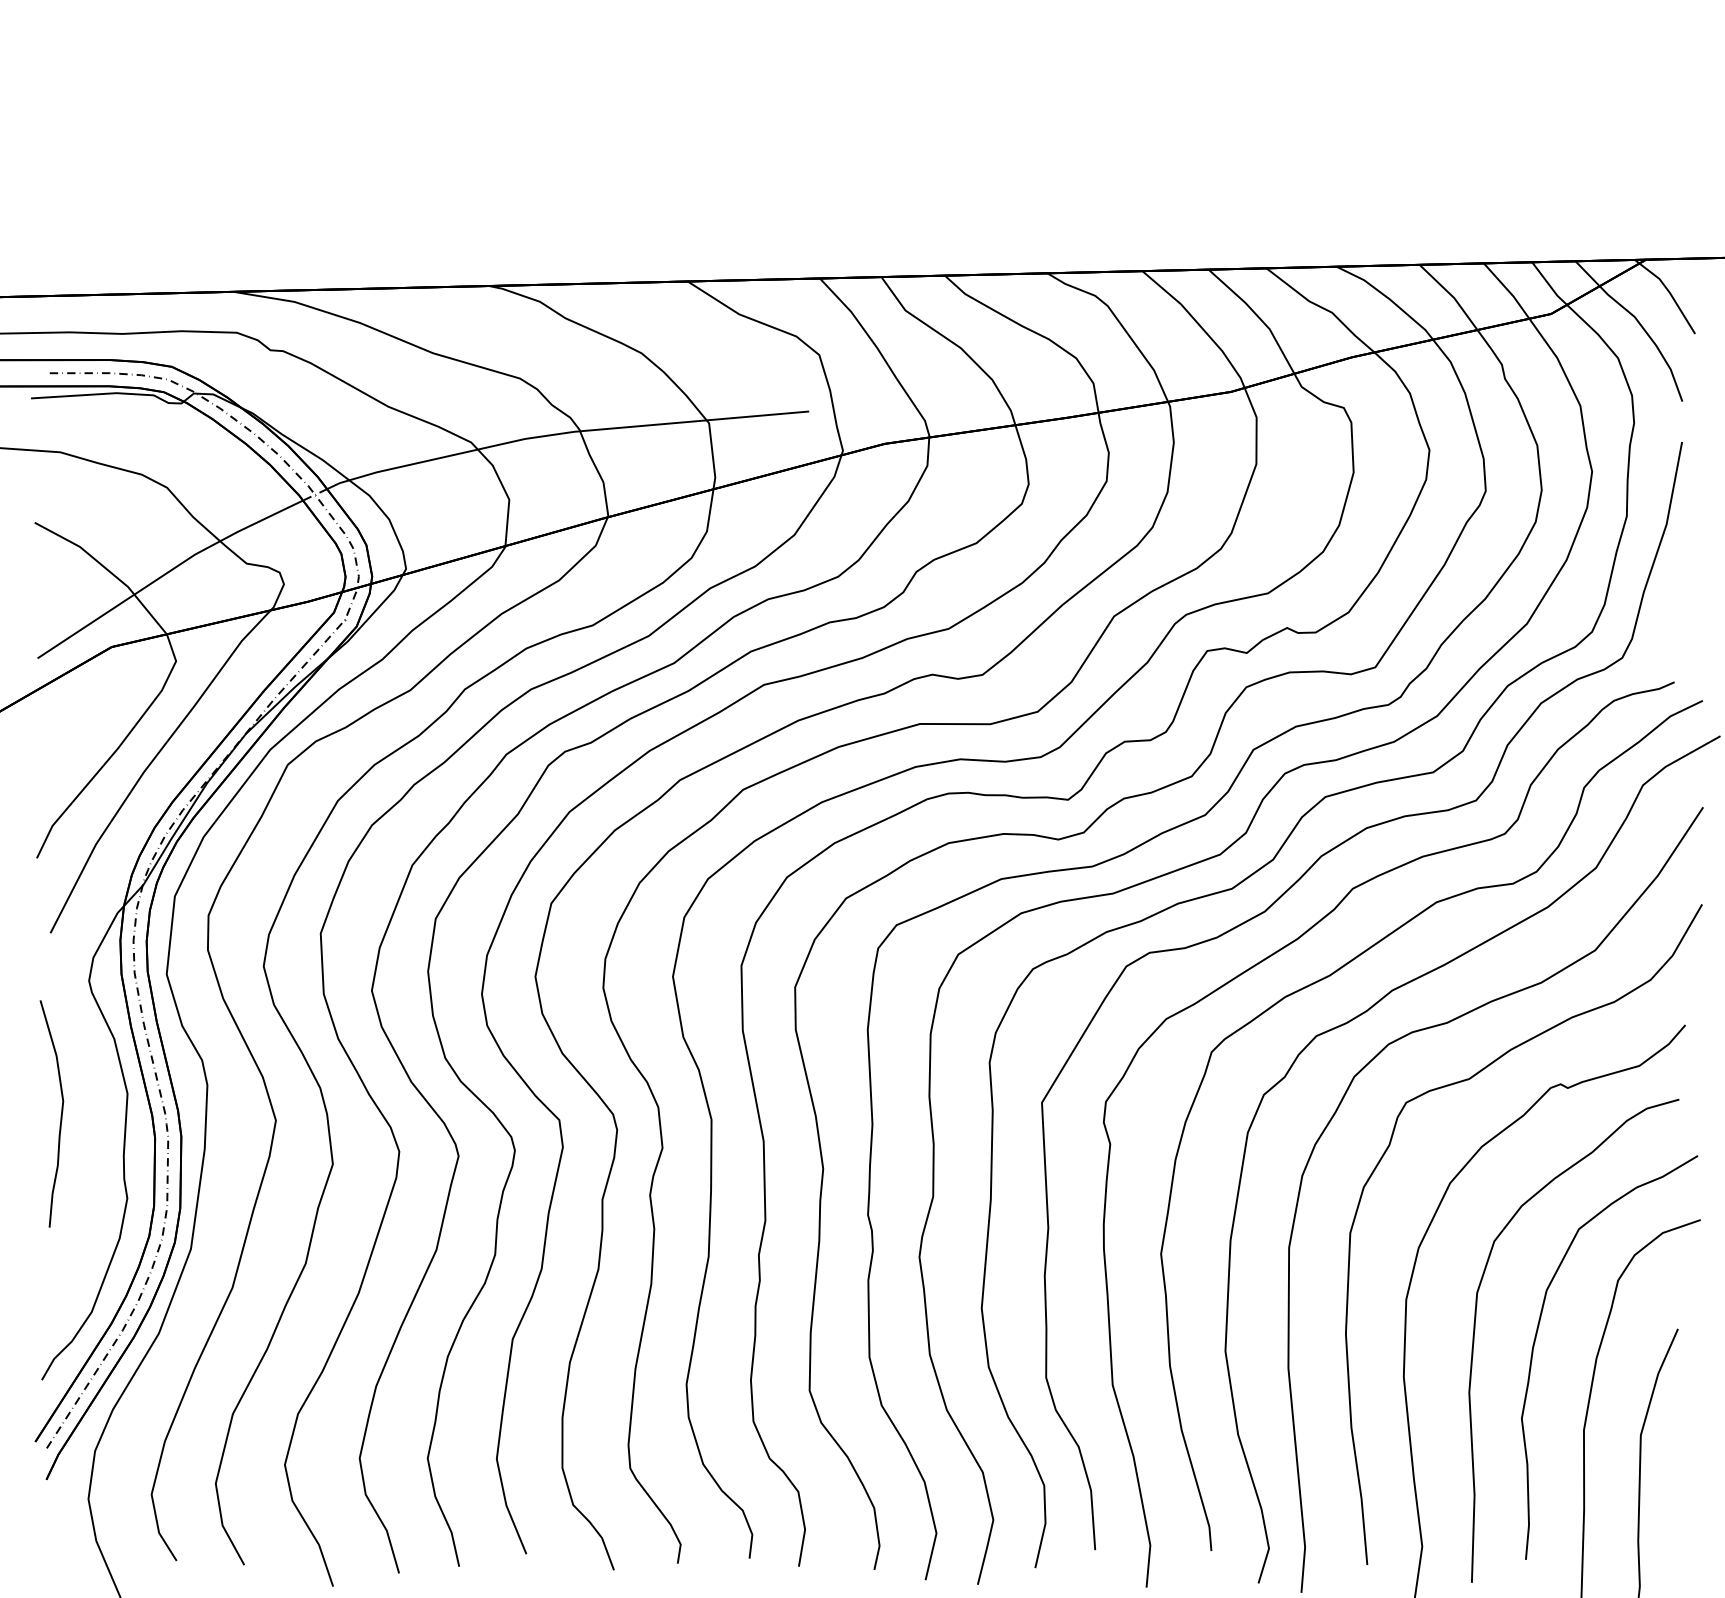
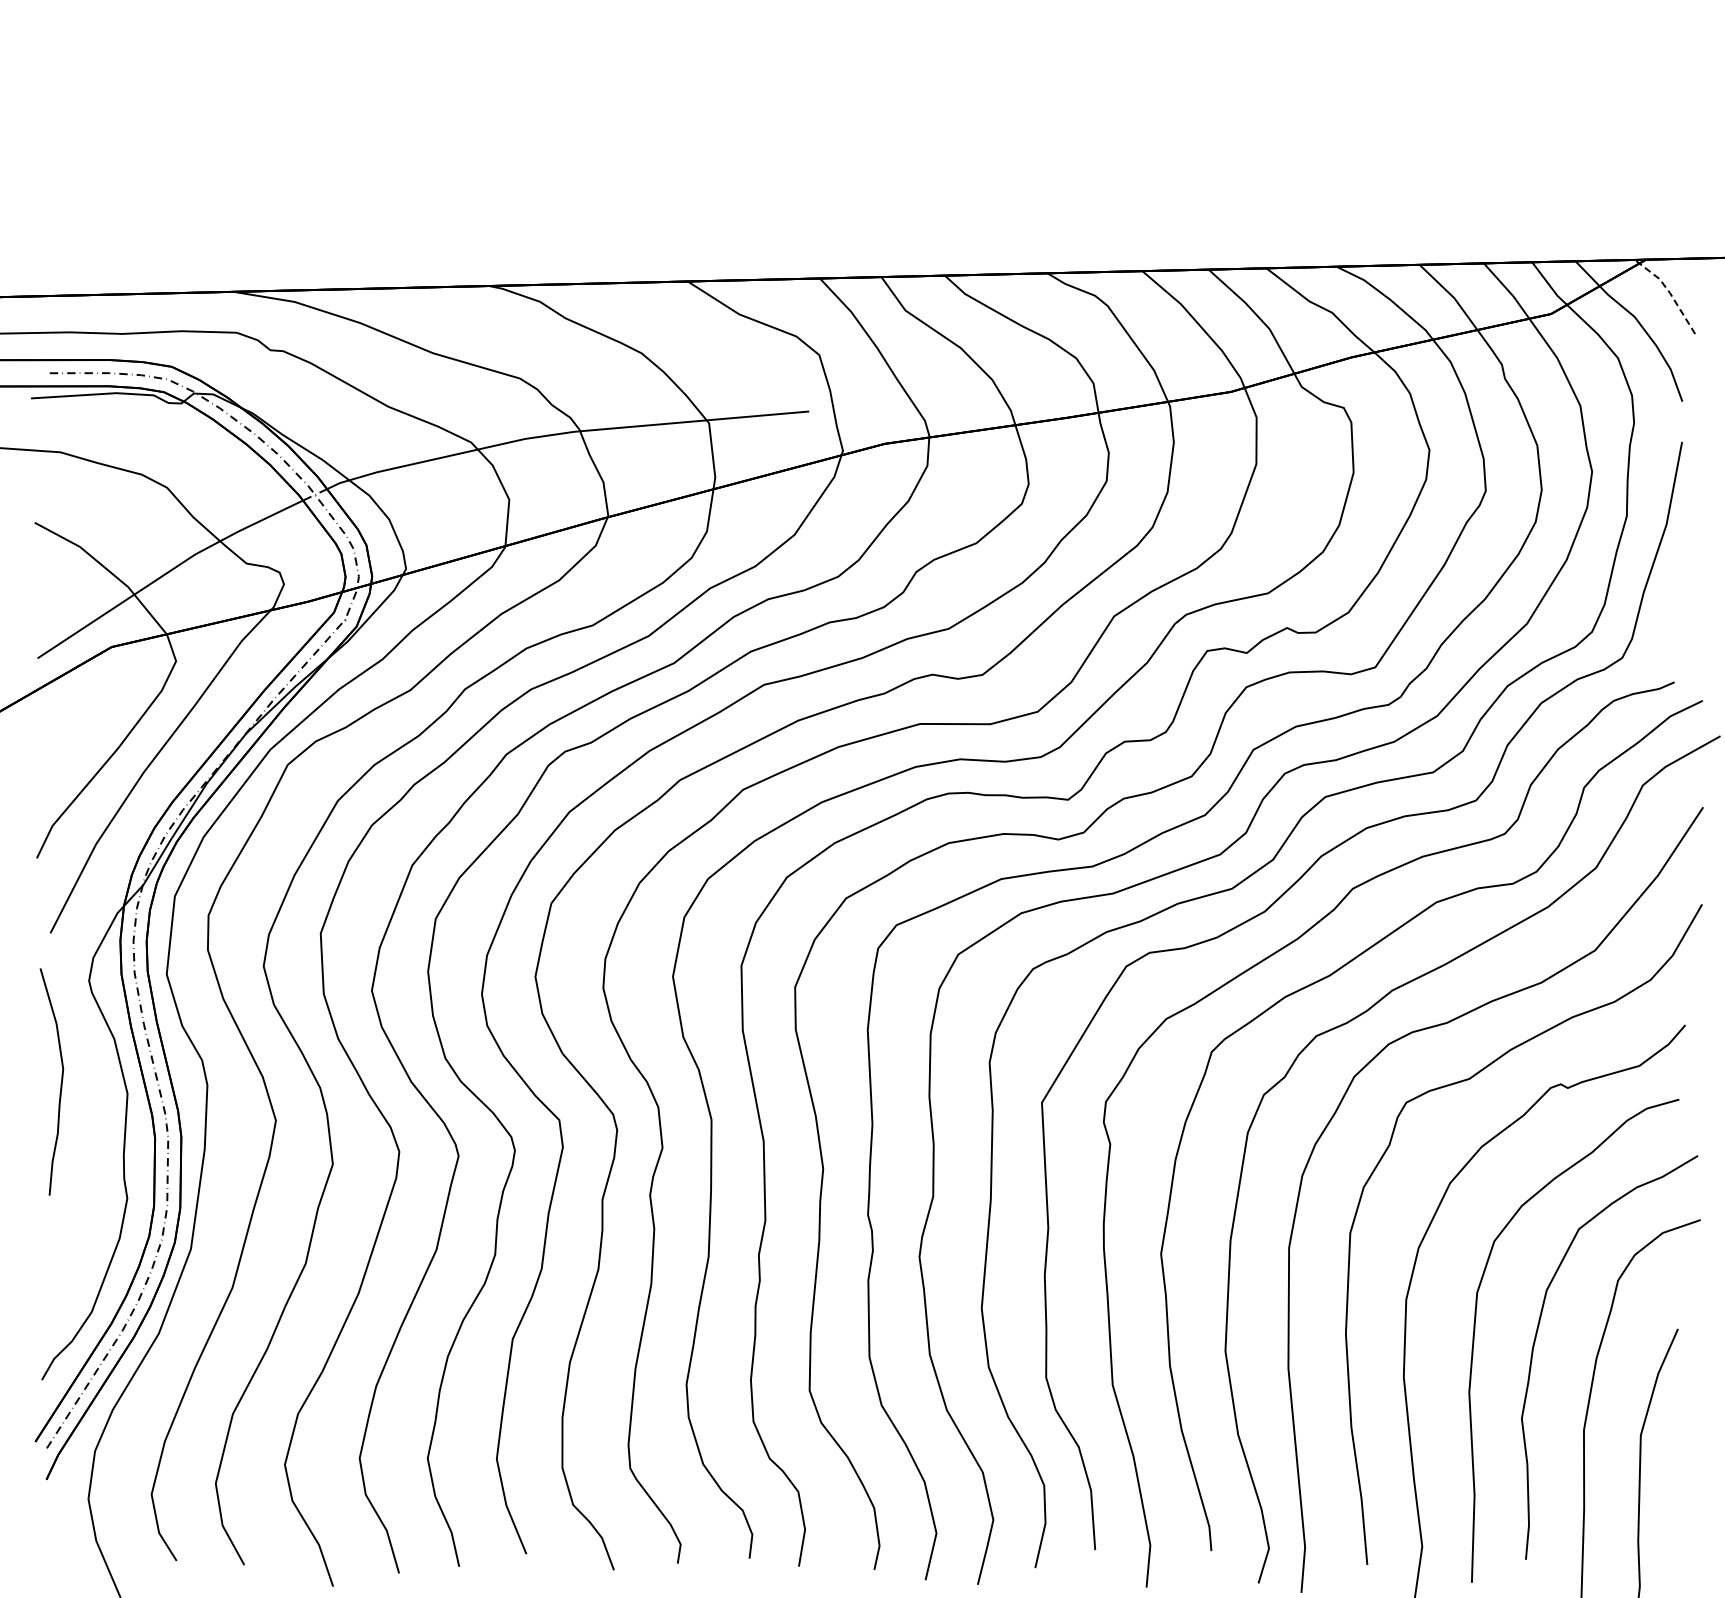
line: solid -> dashed (1669, 292)
curve position: (60, 1115) -> (60, 1083) (60, 1083)
